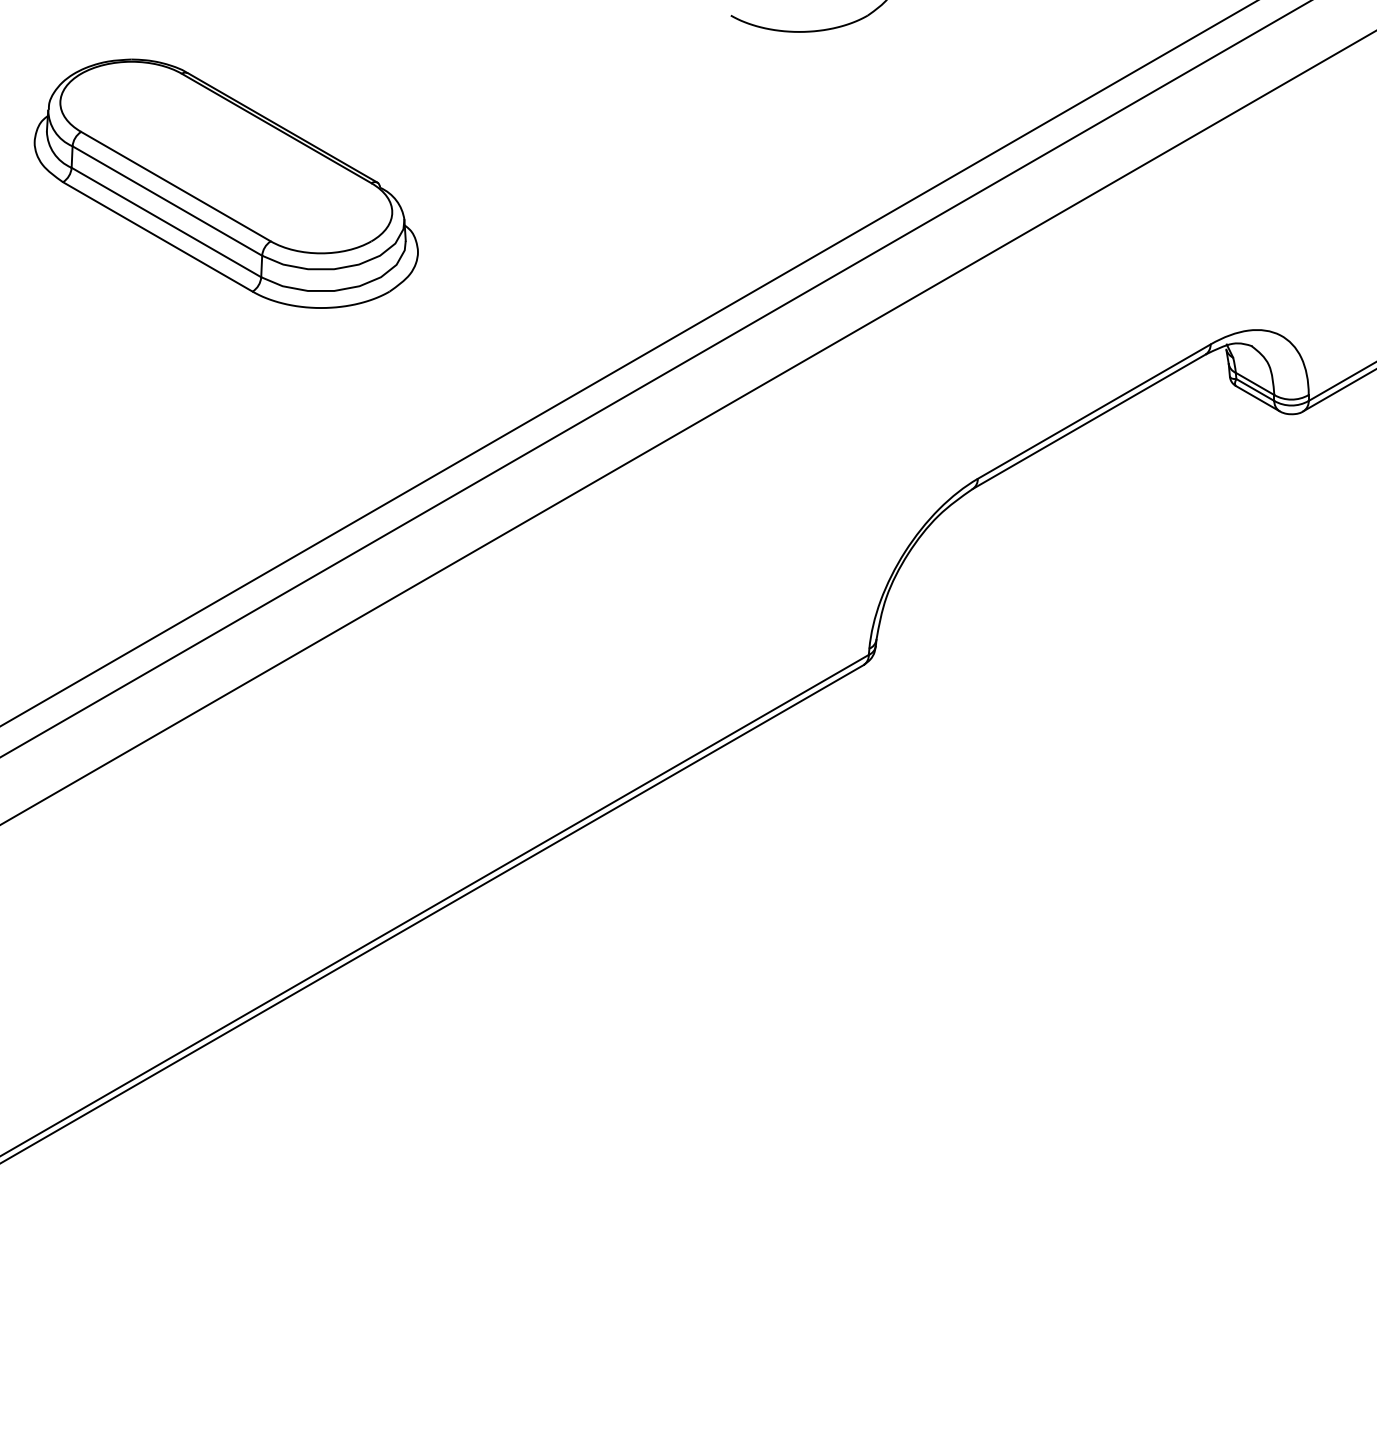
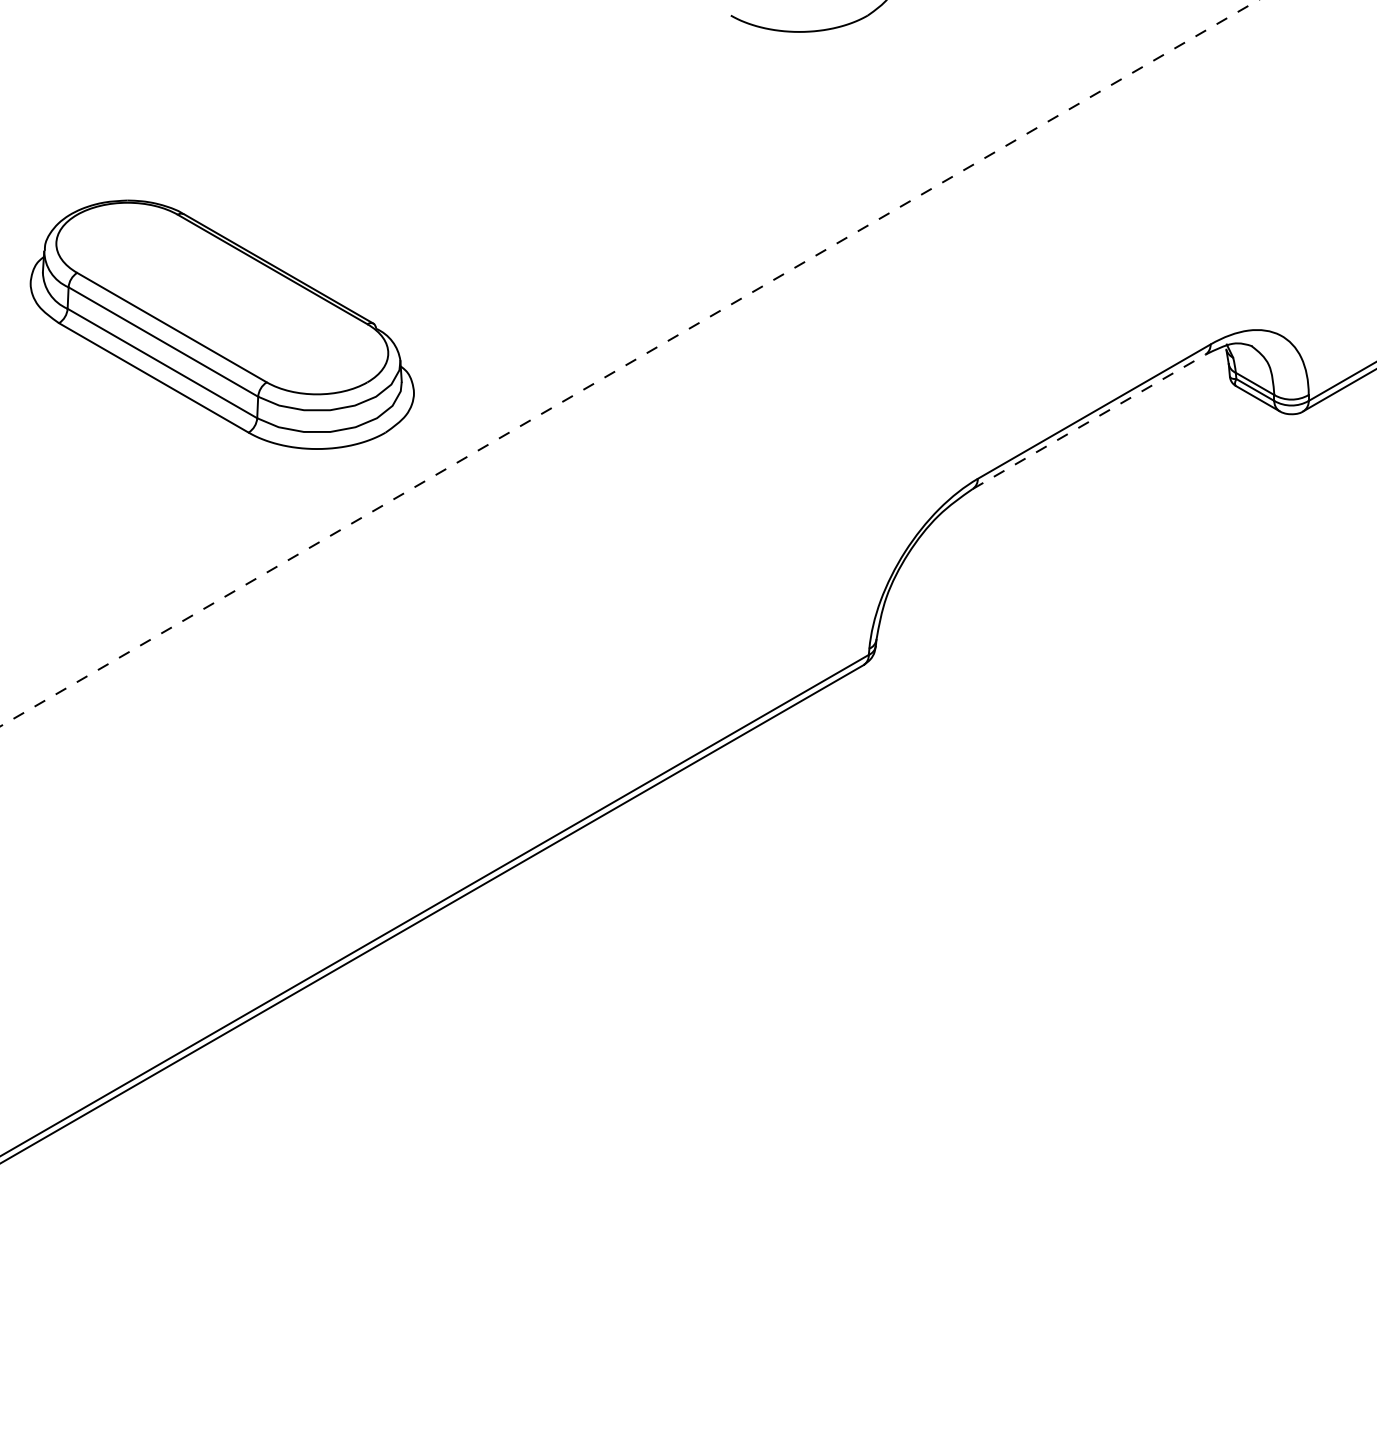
part position: (225, 183) -> (221, 324) (221, 324)
line: solid -> dashed (629, 363)
line: present -> none (655, 379)
line: solid -> dashed (1089, 421)
line: present -> none (687, 427)
